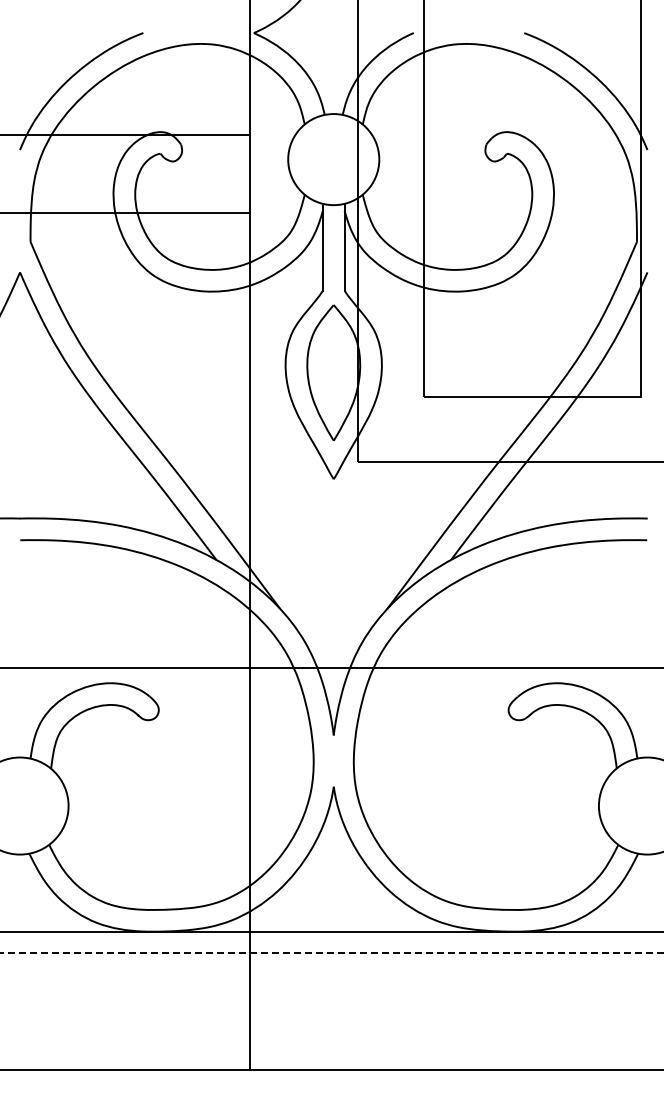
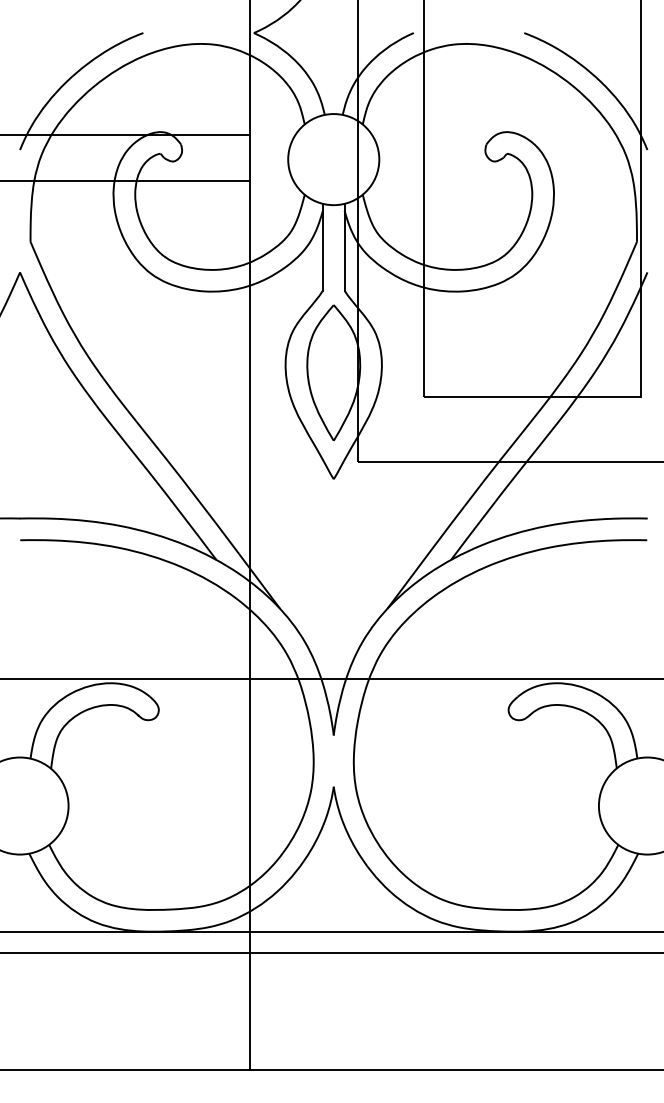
line position: (125, 213) -> (125, 181) (125, 181)
line position: (331, 668) -> (331, 679) (331, 679)
line: dashed -> solid (332, 953)
